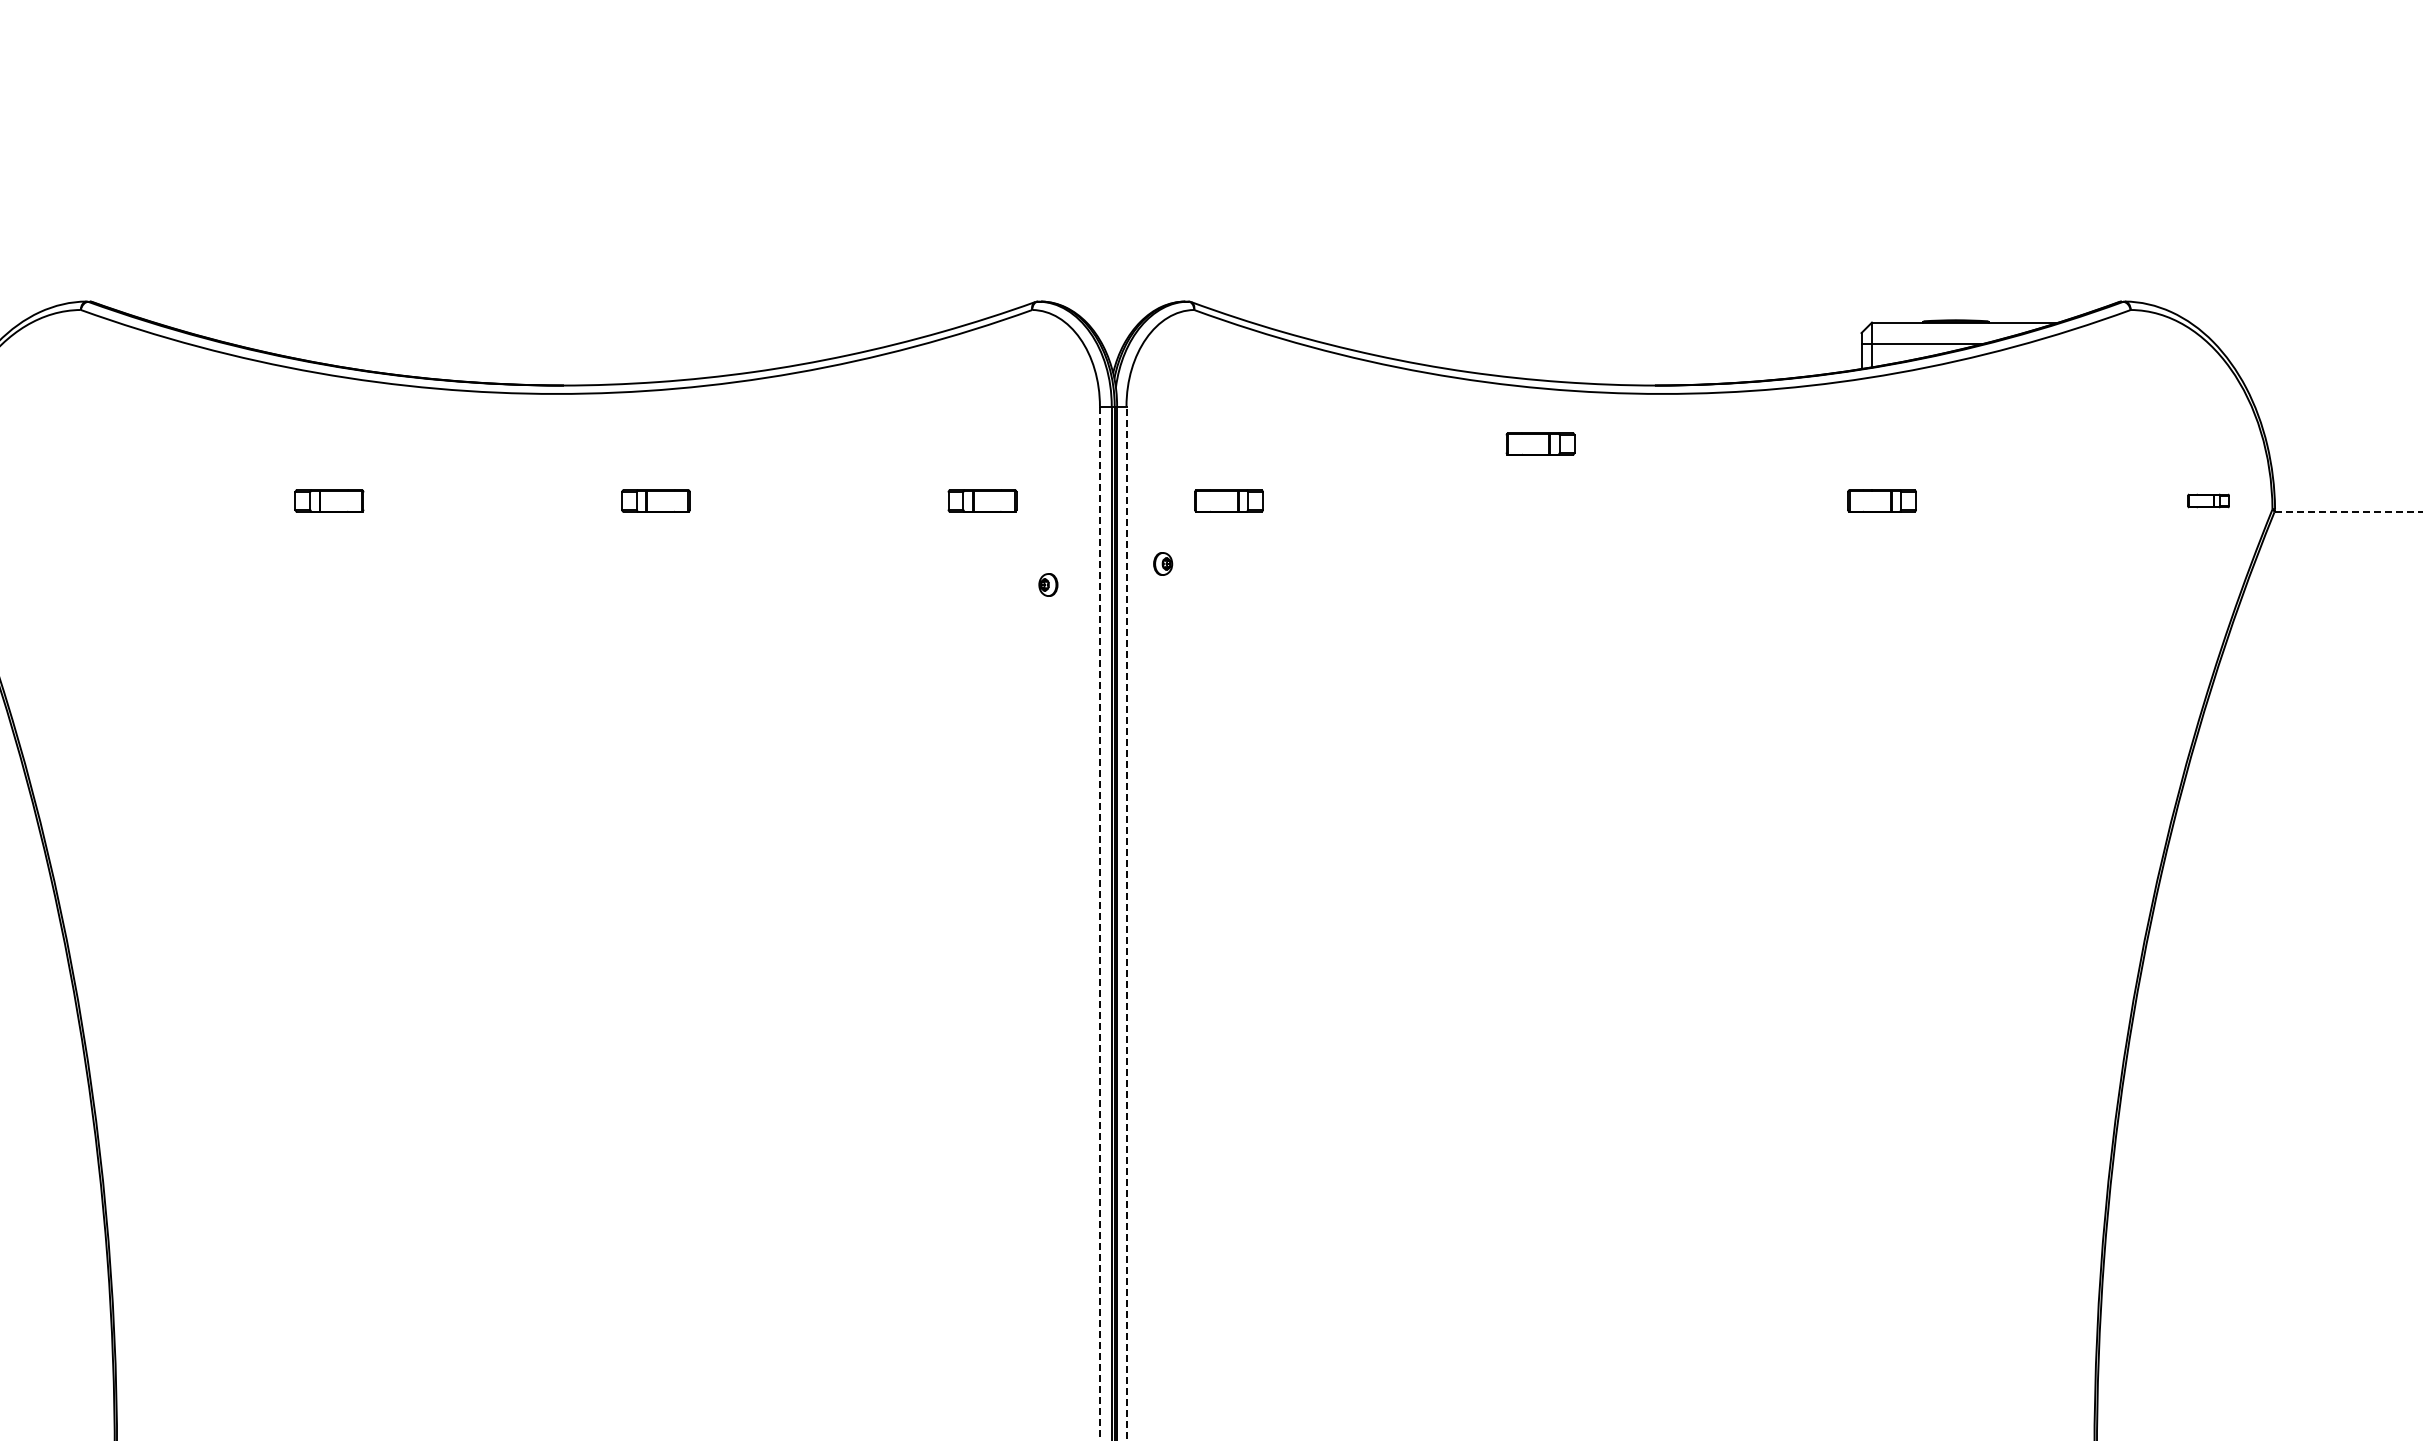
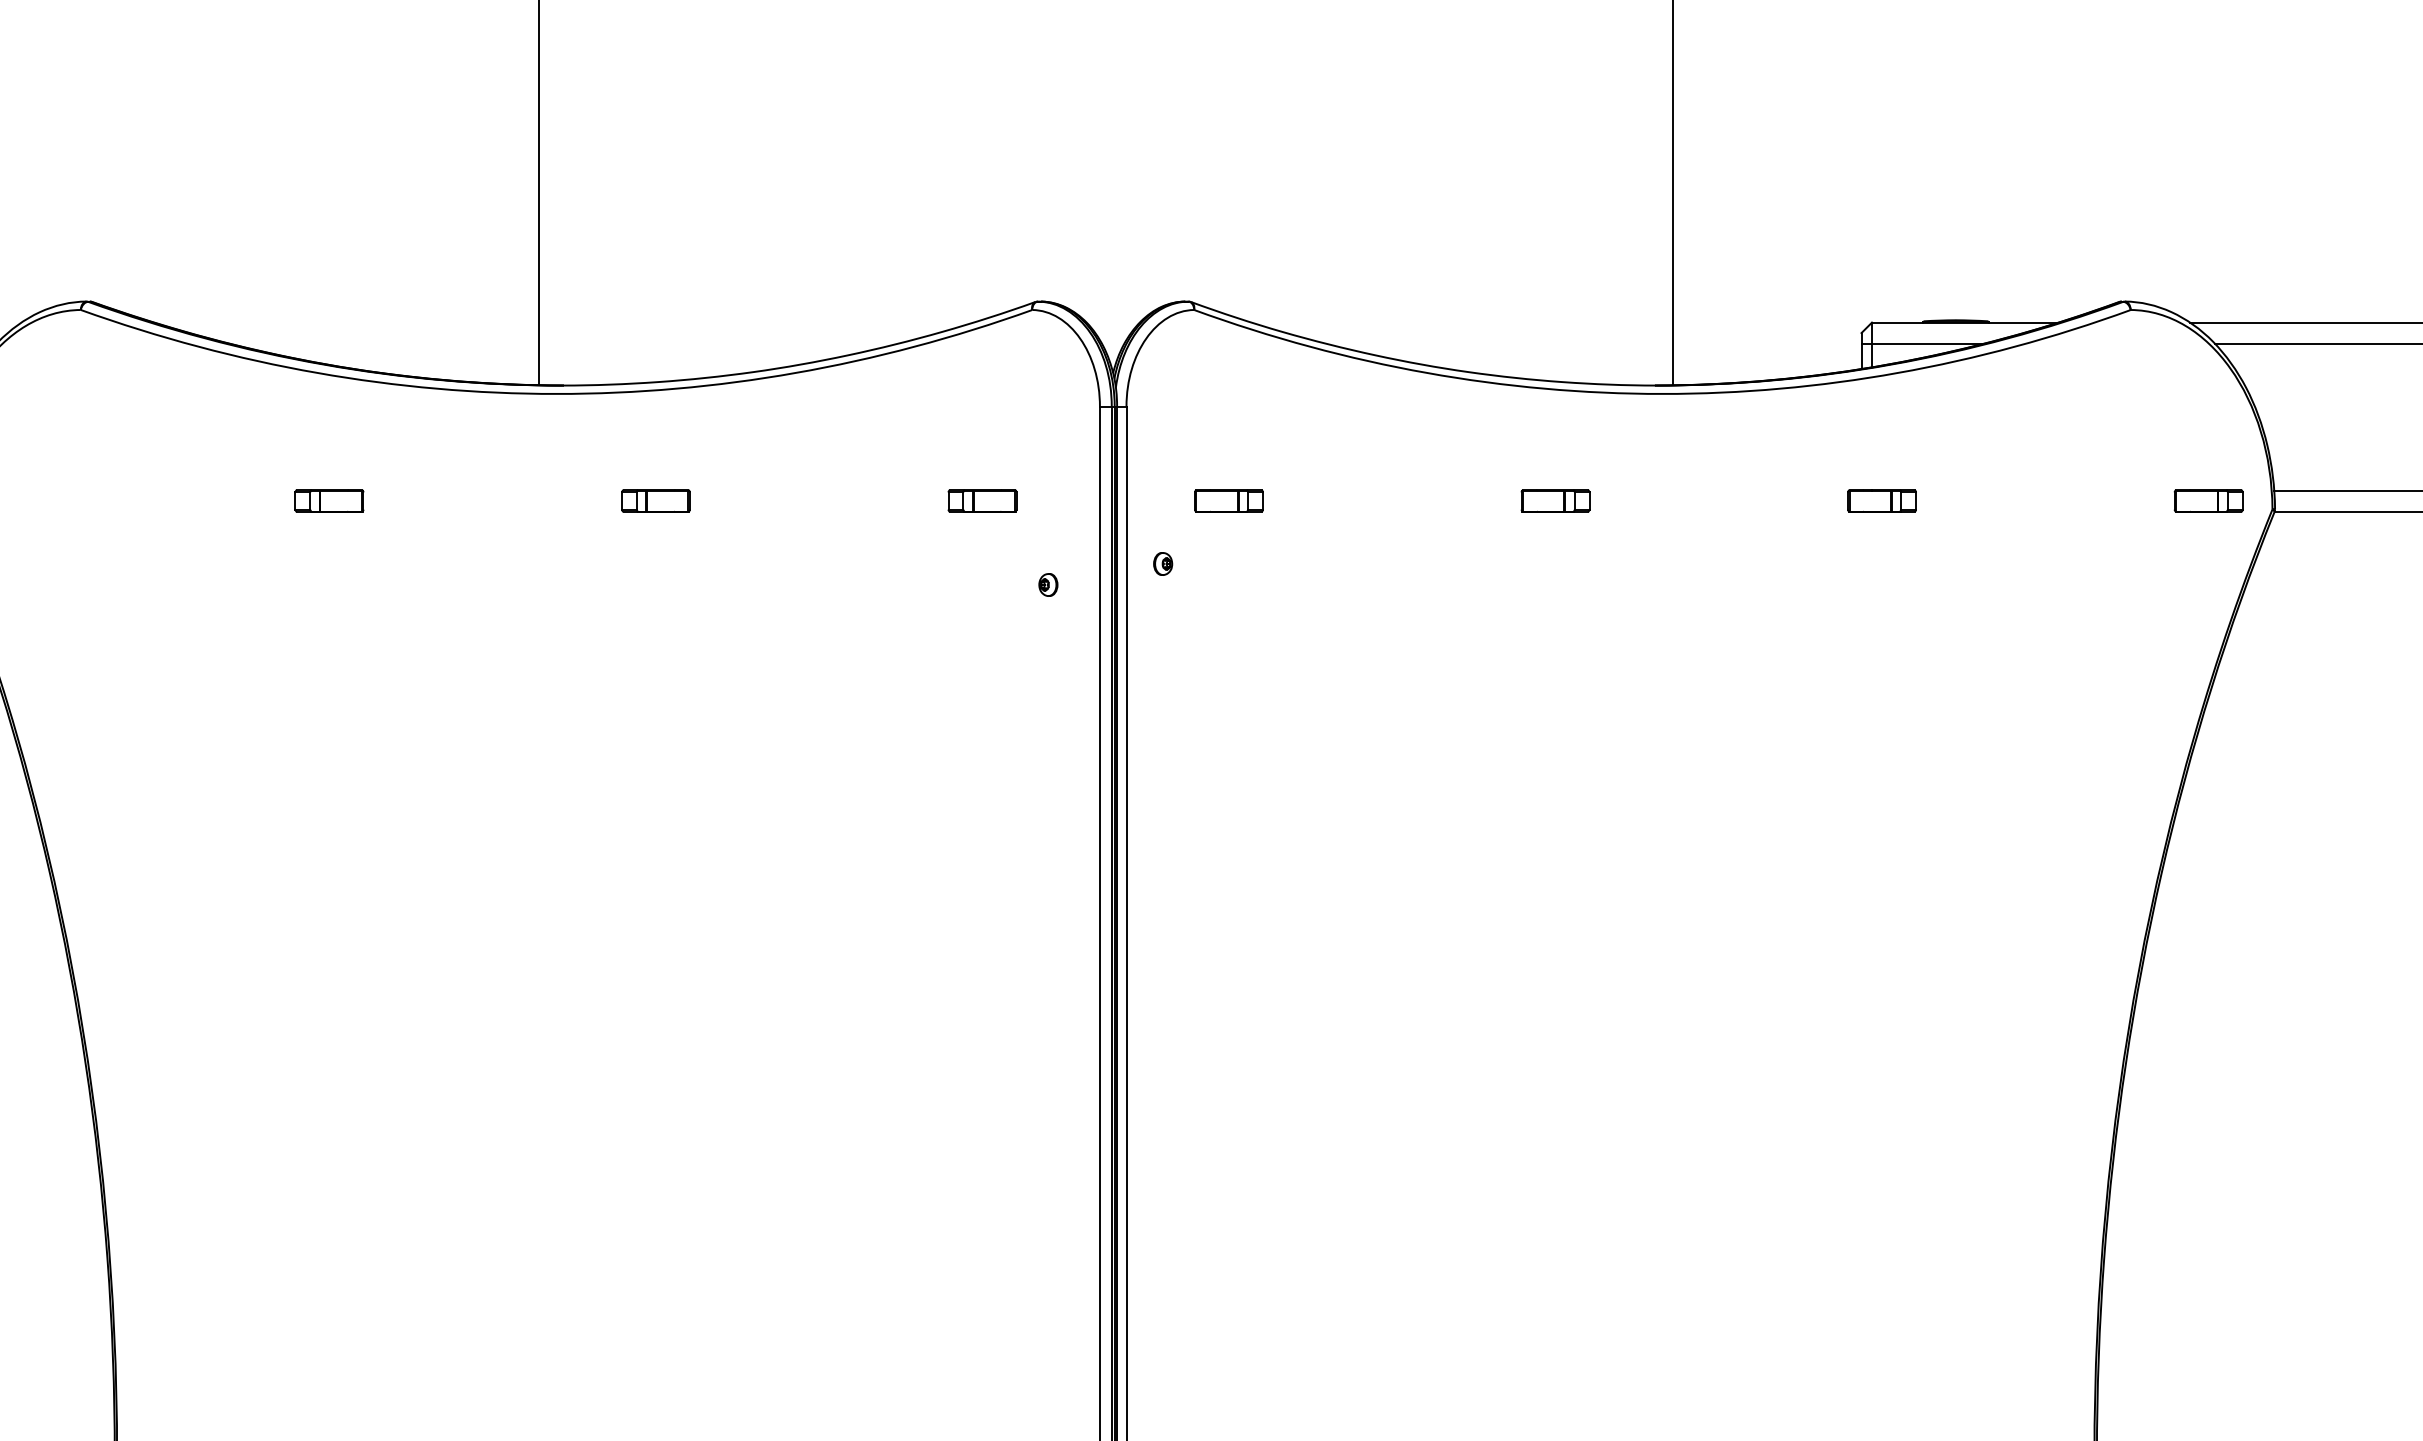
line: none -> present (538, 193)
line: none -> present (1672, 193)
line: none -> present (2304, 322)
line: none -> present (2316, 343)
part position: (1540, 443) -> (1555, 500) (1555, 500)
line: none -> present (2346, 490)
part size: 43x16 px -> 71x24 px (2208, 500)
line: dashed -> solid (2348, 511)
line: dashed -> solid (1099, 923)
line: dashed -> solid (1126, 923)
